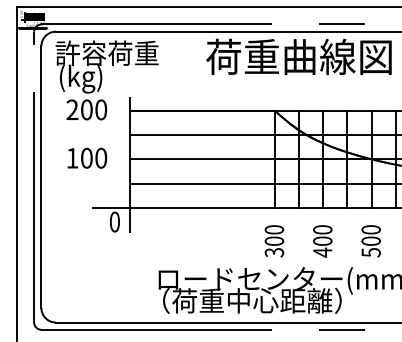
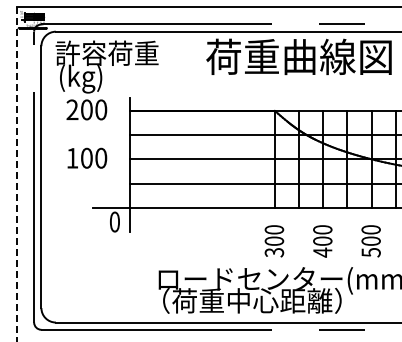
line: solid -> dashed (17, 174)
